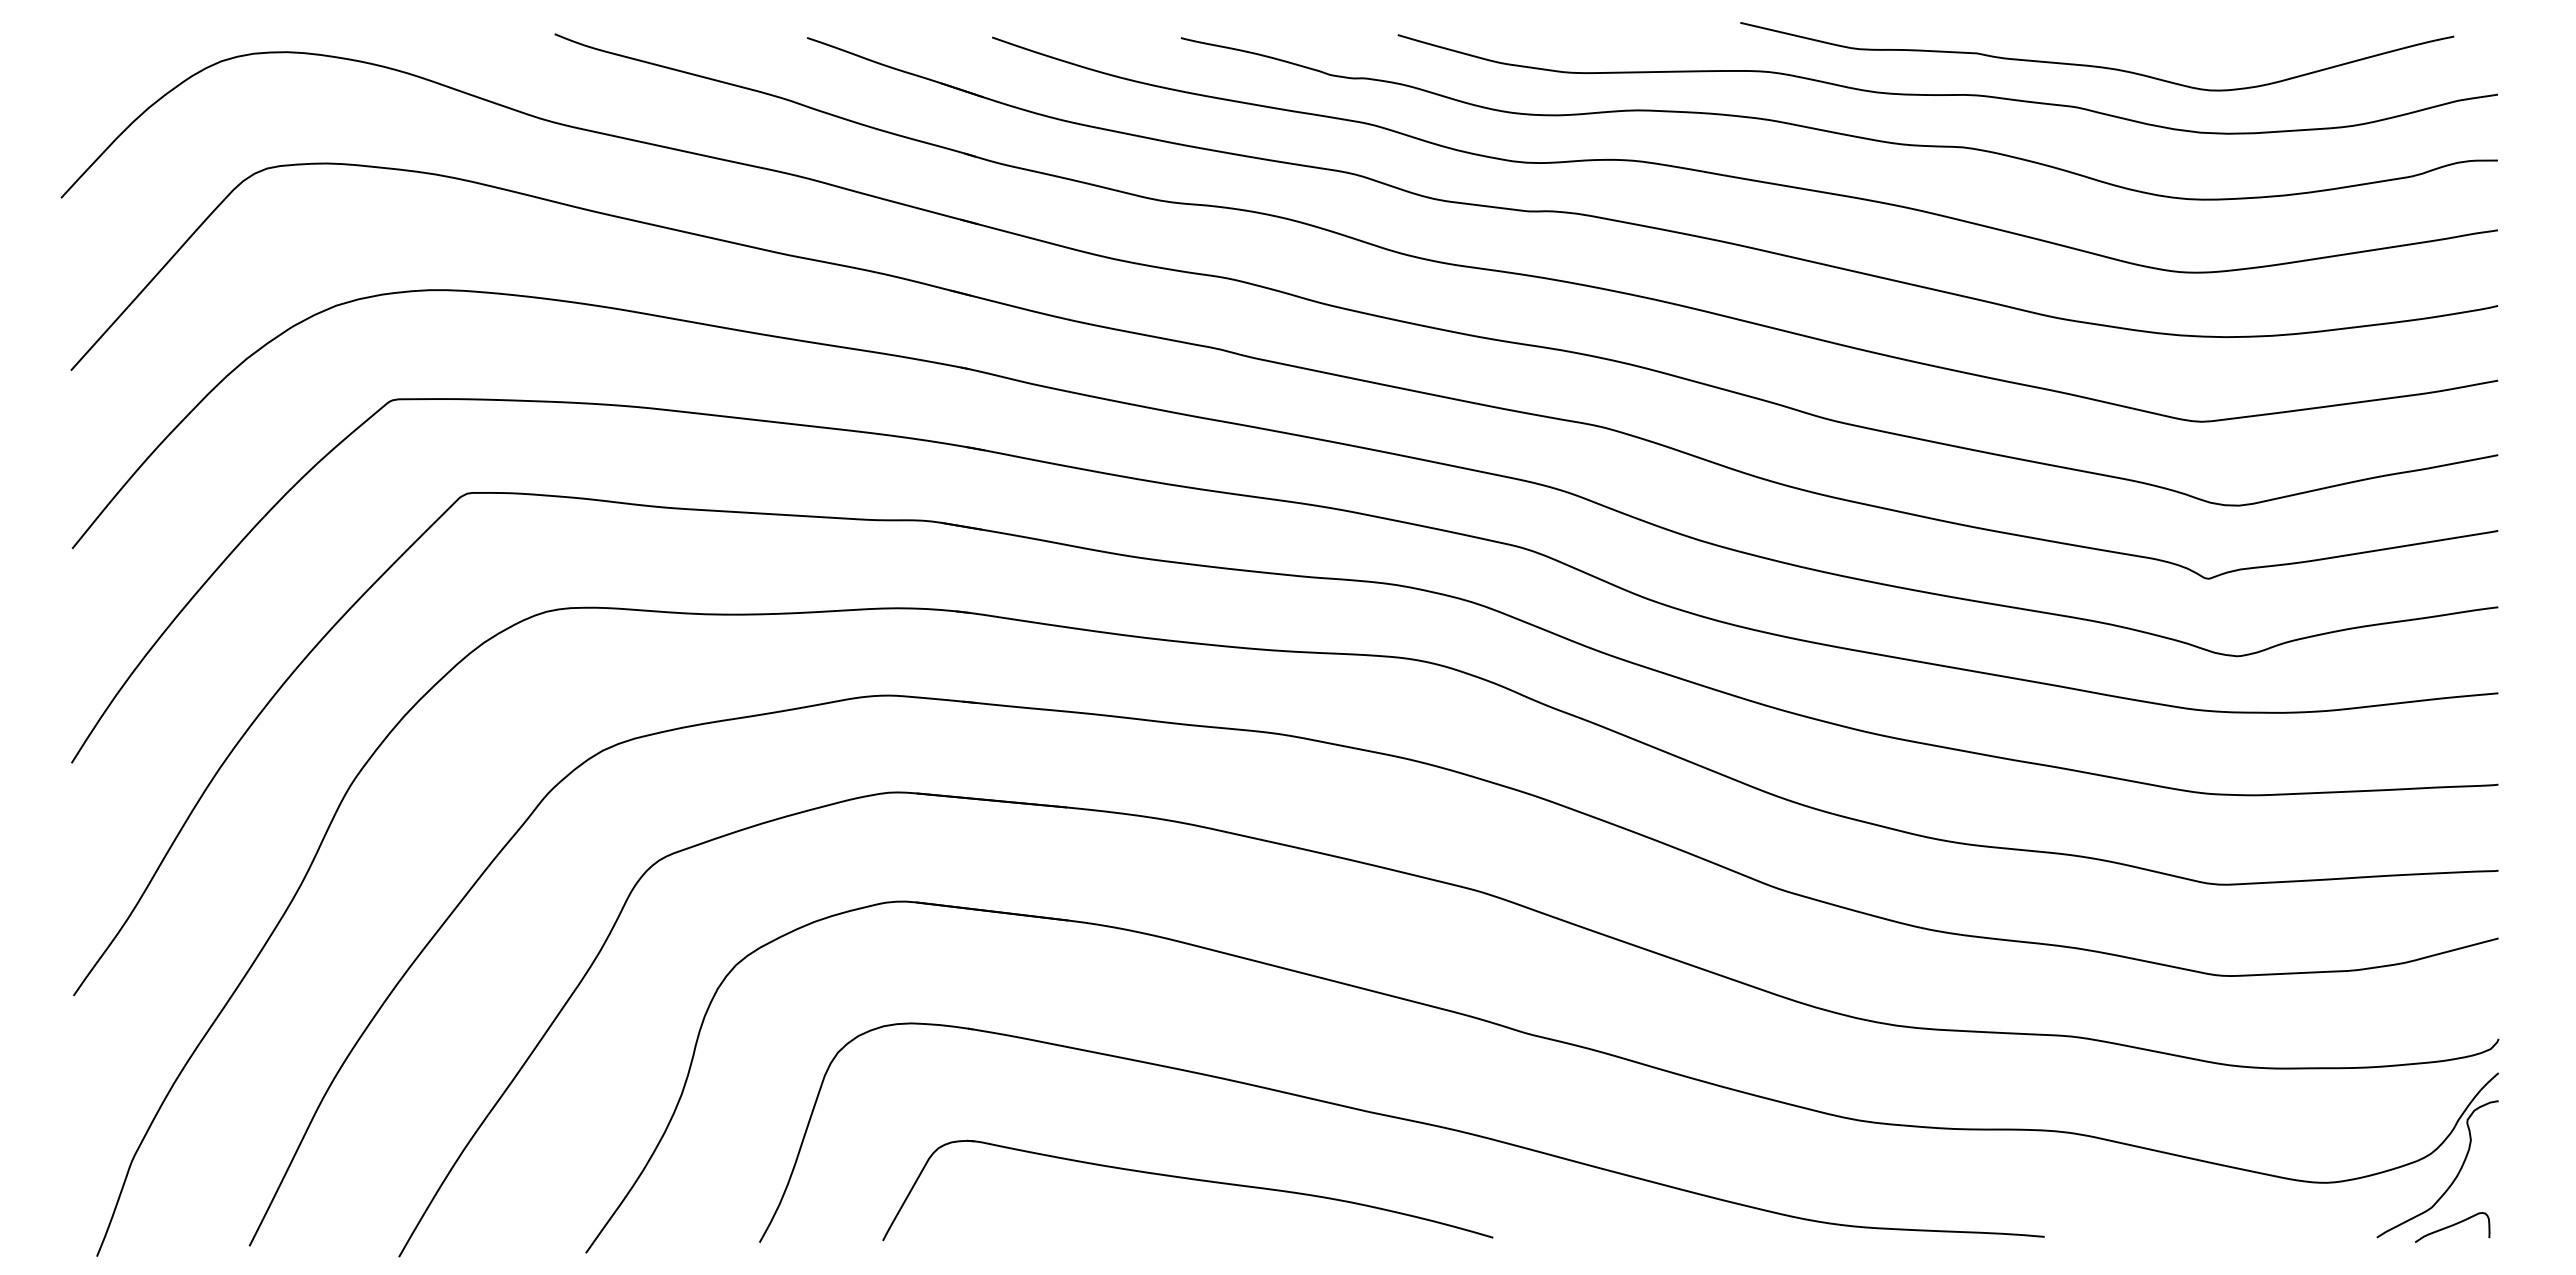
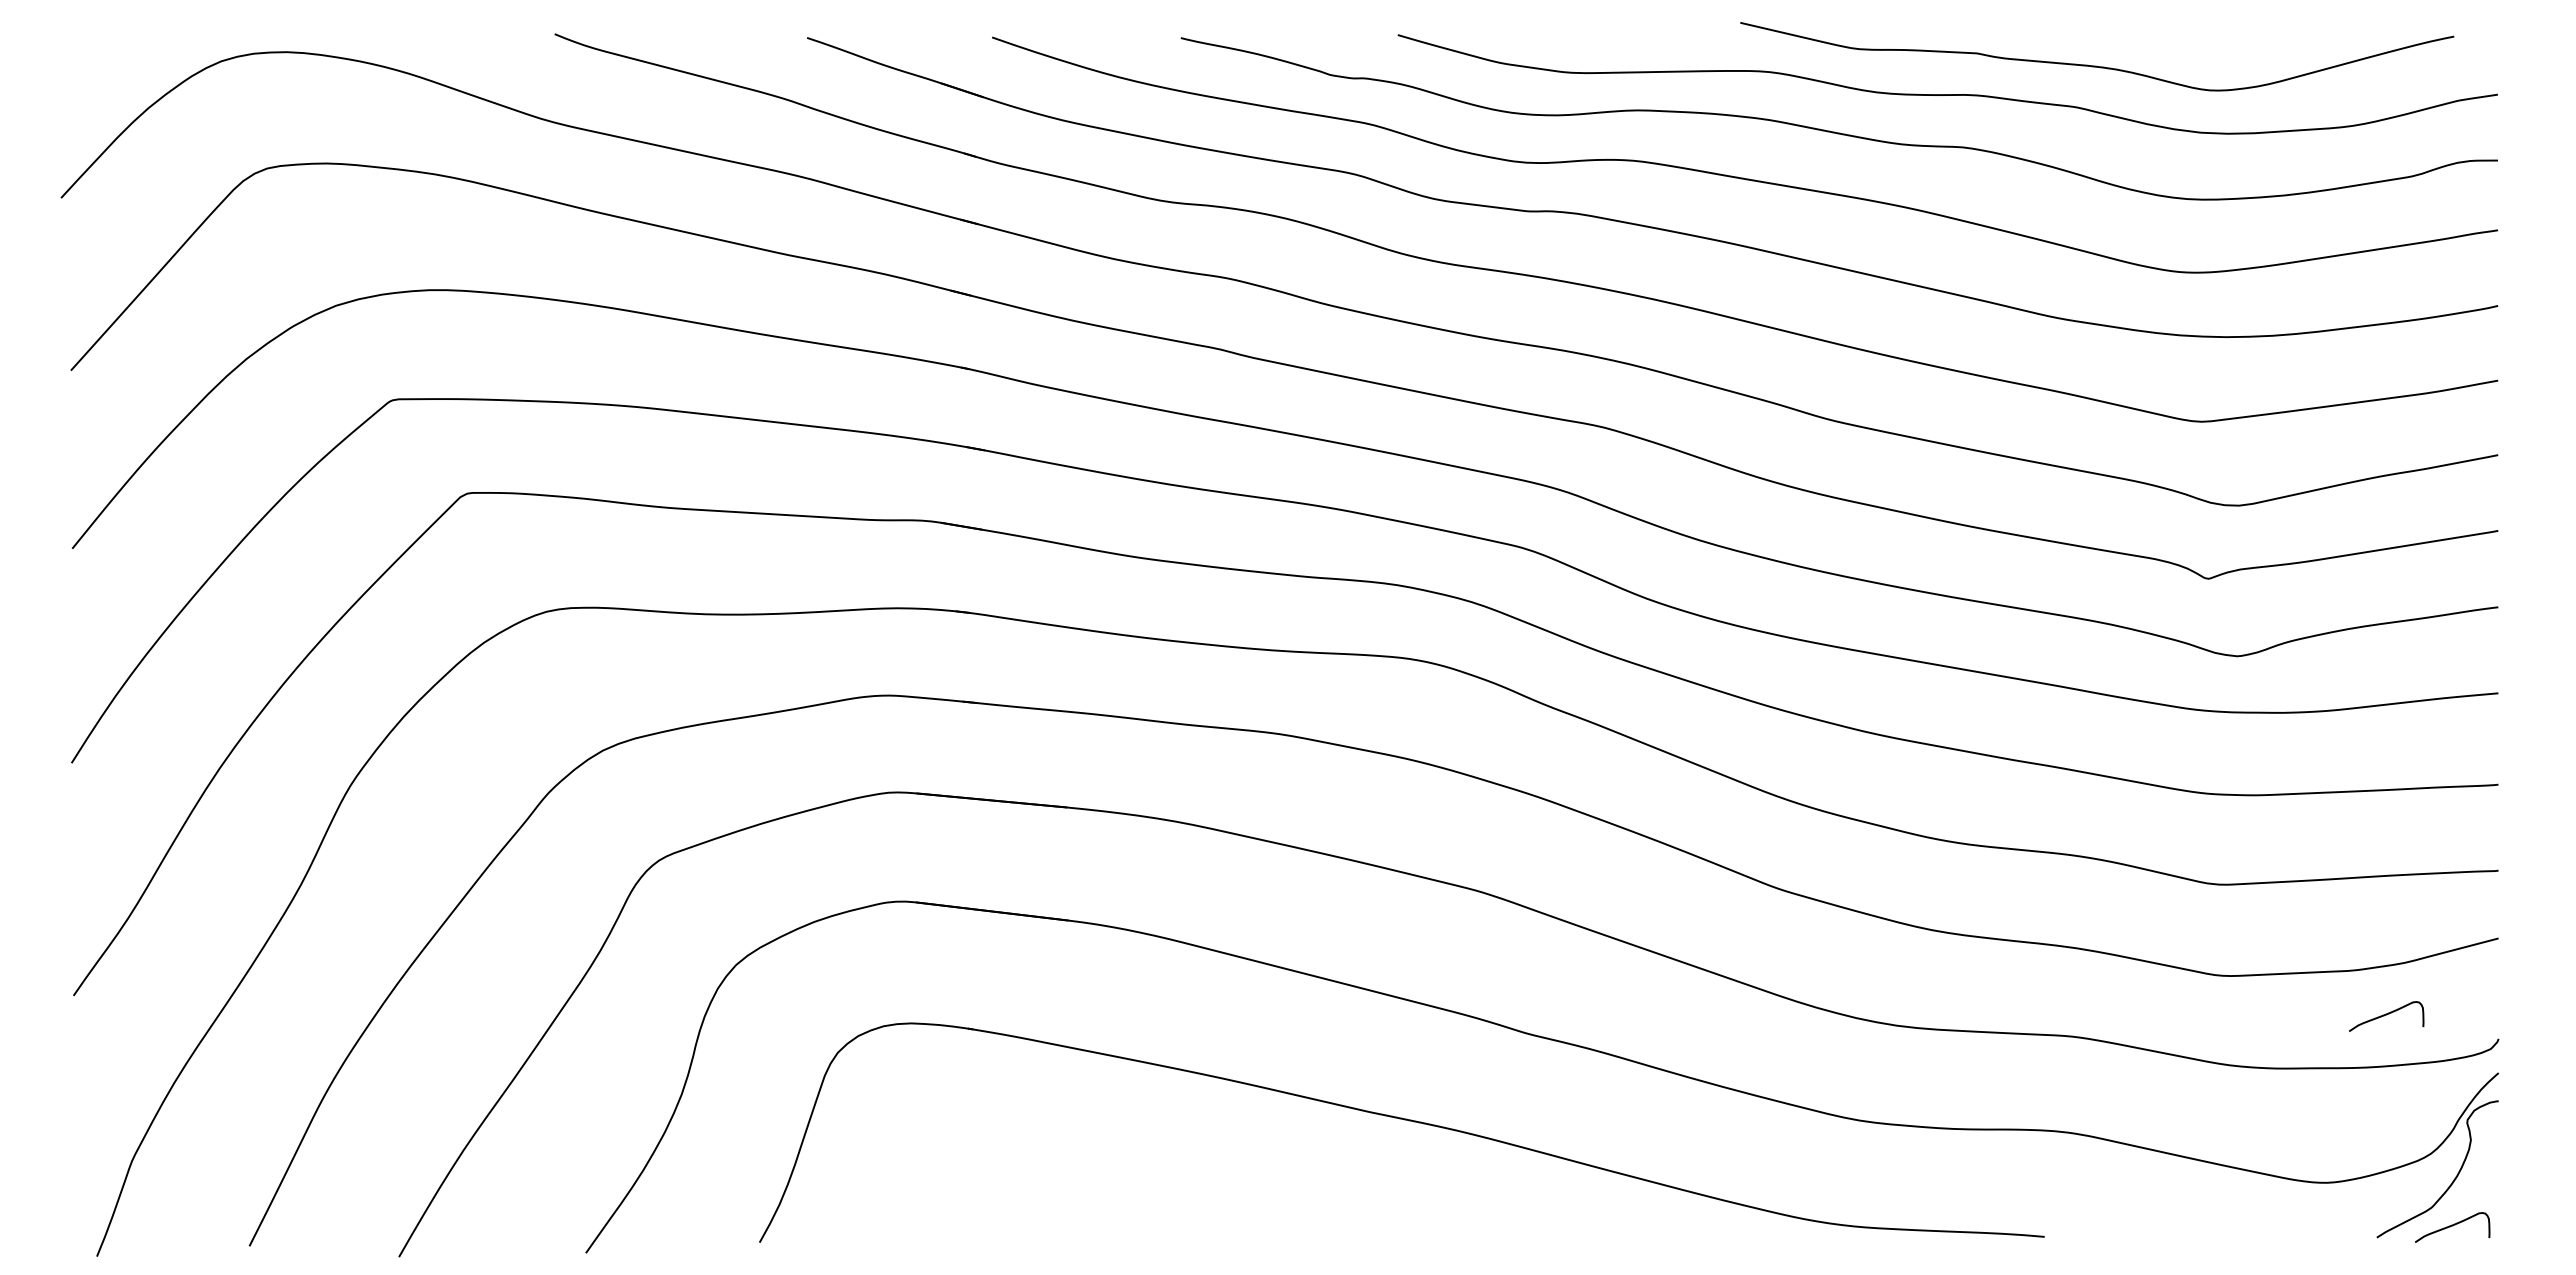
curve: none -> present (2386, 1015)
part: present -> none (1187, 1179)
